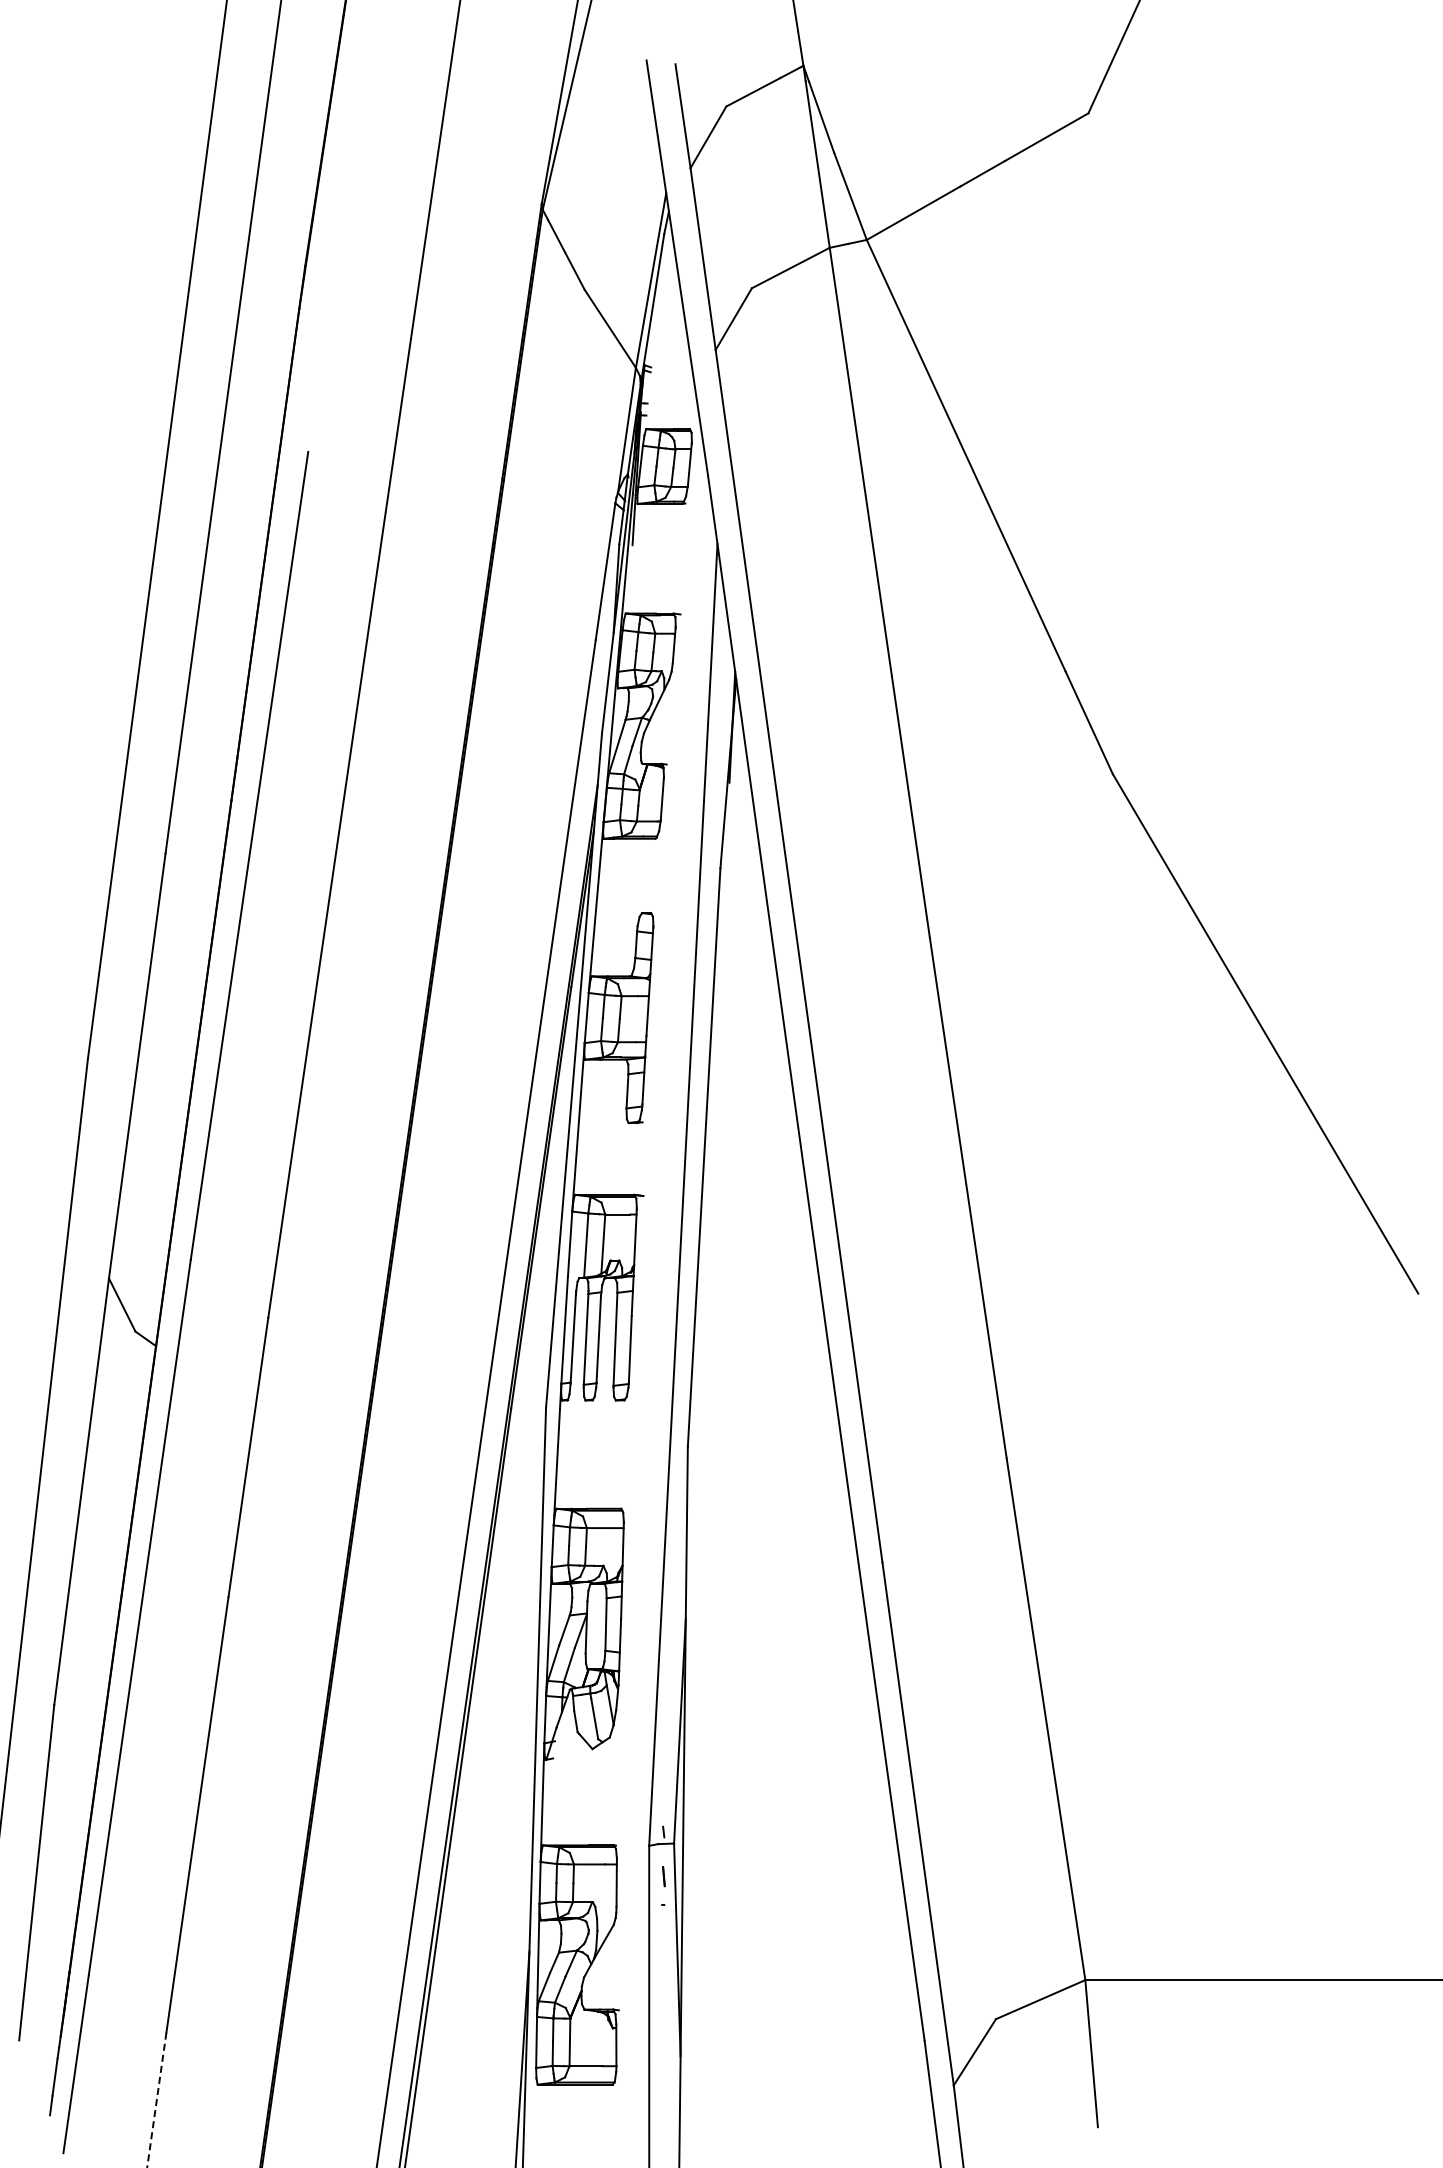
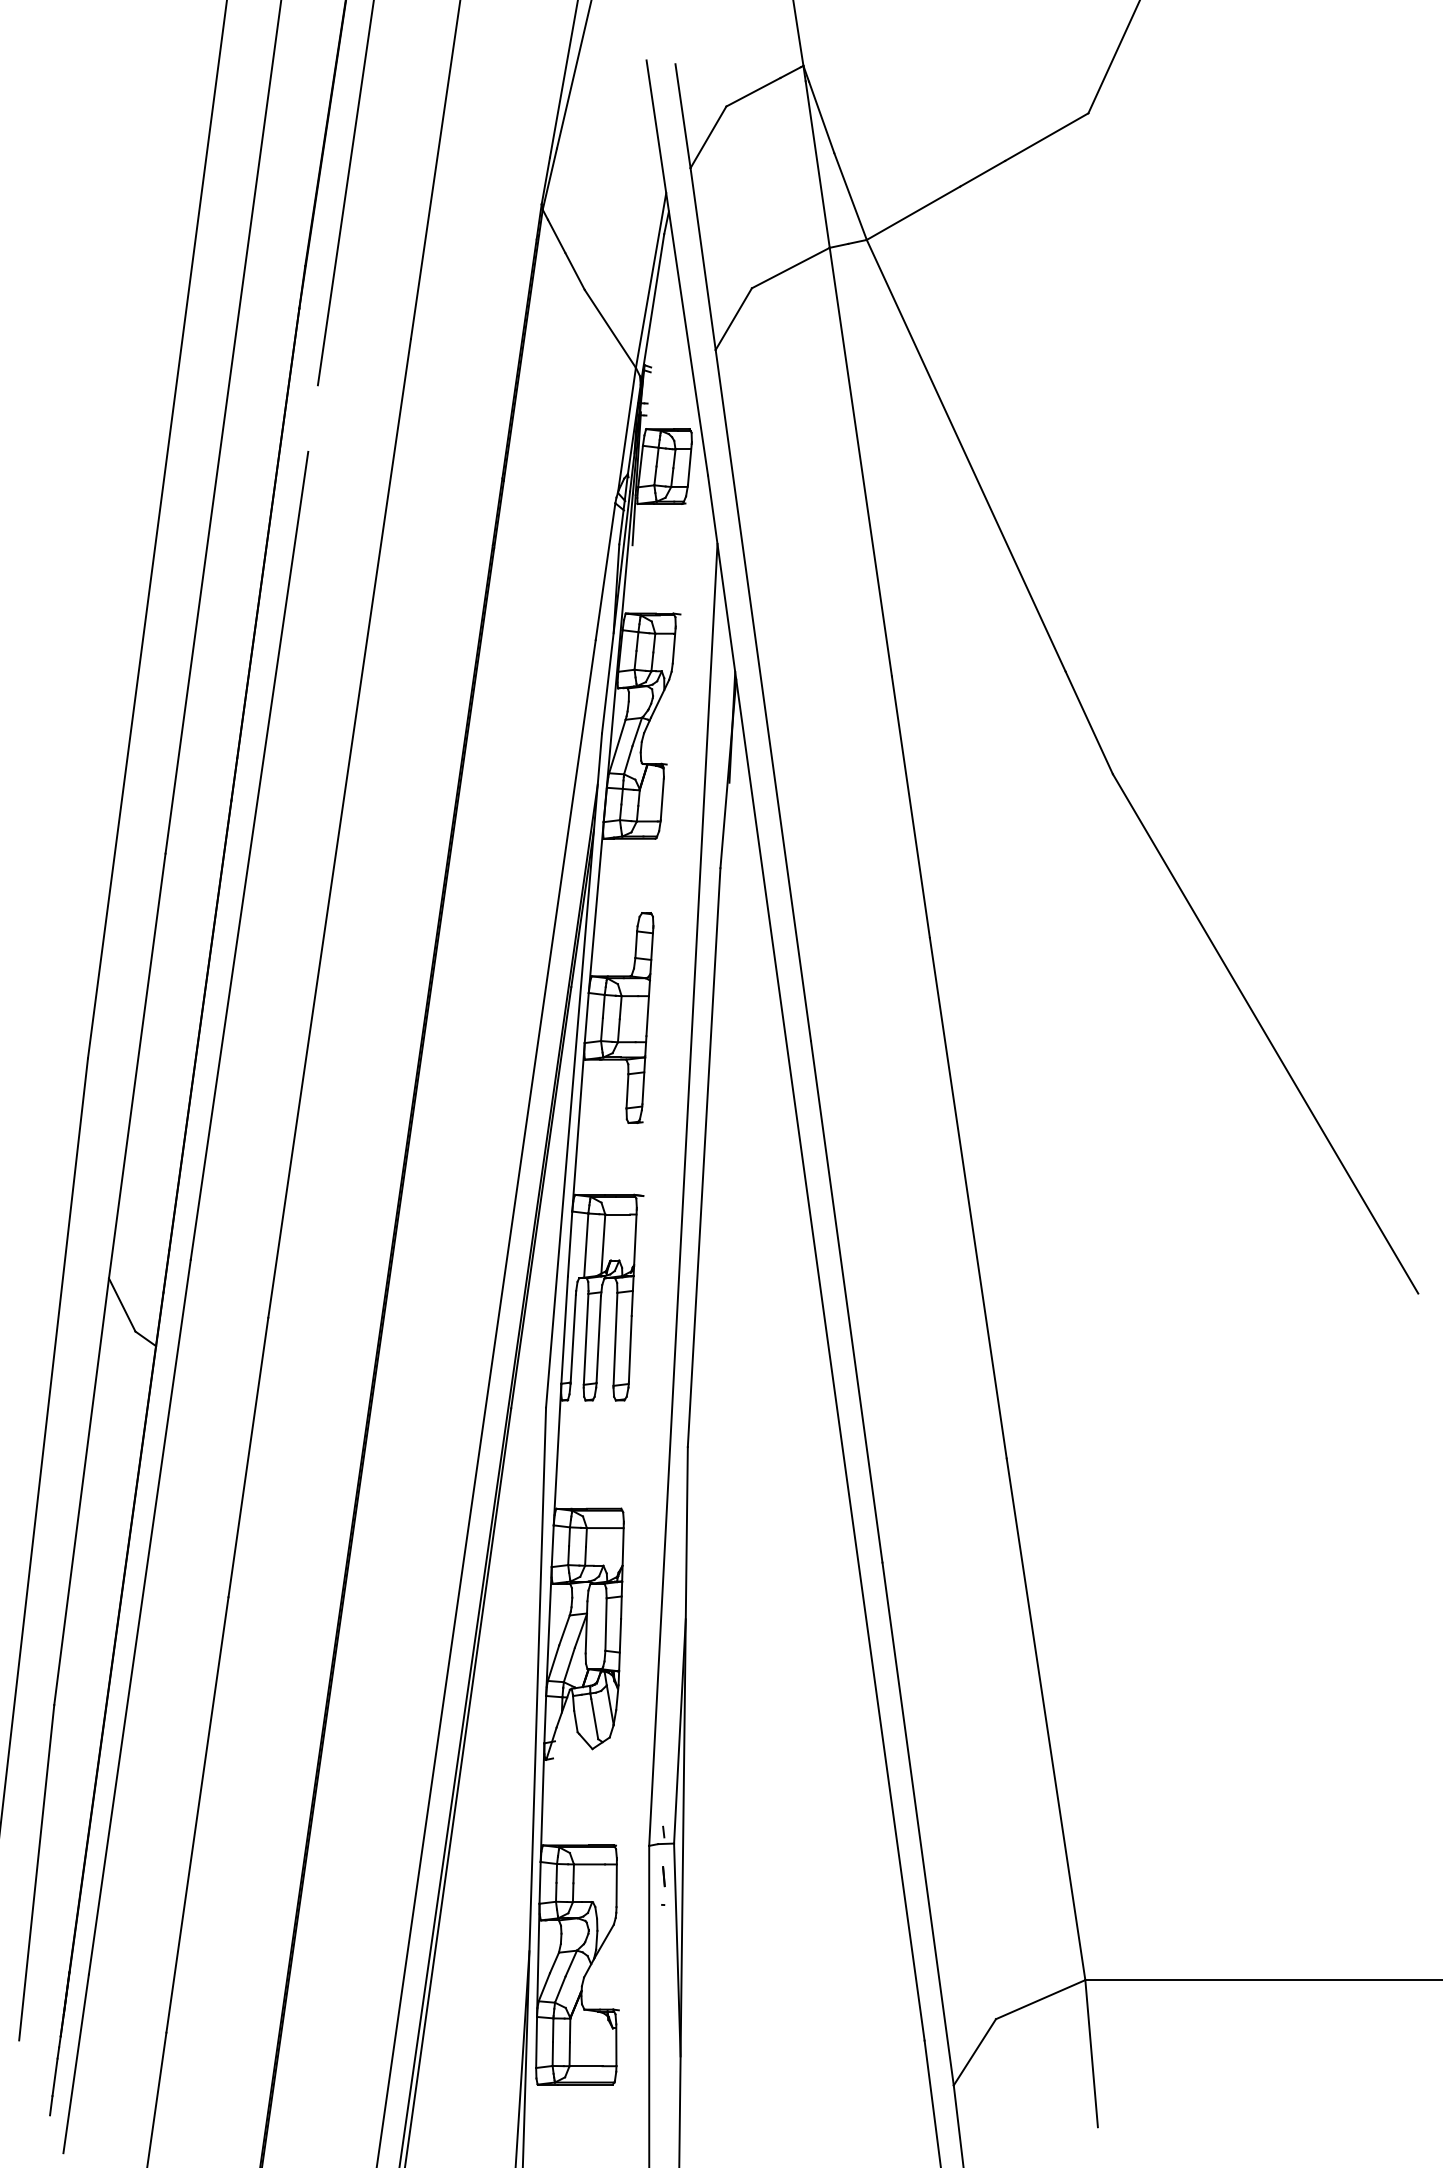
line: none -> present (345, 193)
line: dashed -> solid (156, 2099)
